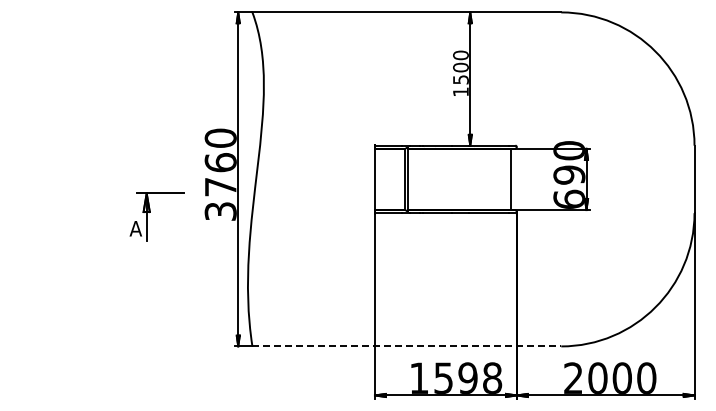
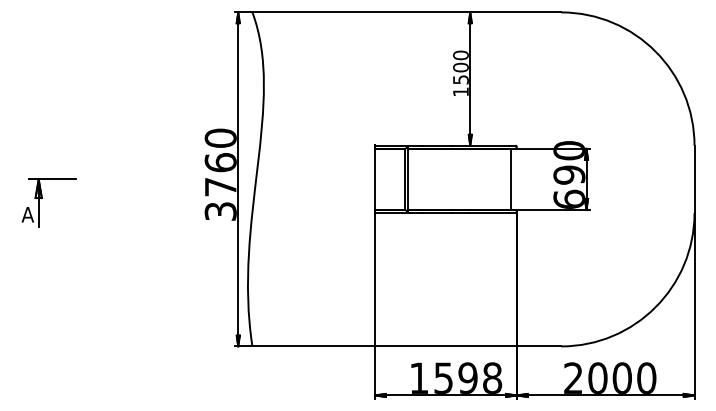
part position: (150, 212) -> (42, 198) (42, 198)
line: dashed -> solid (407, 346)
